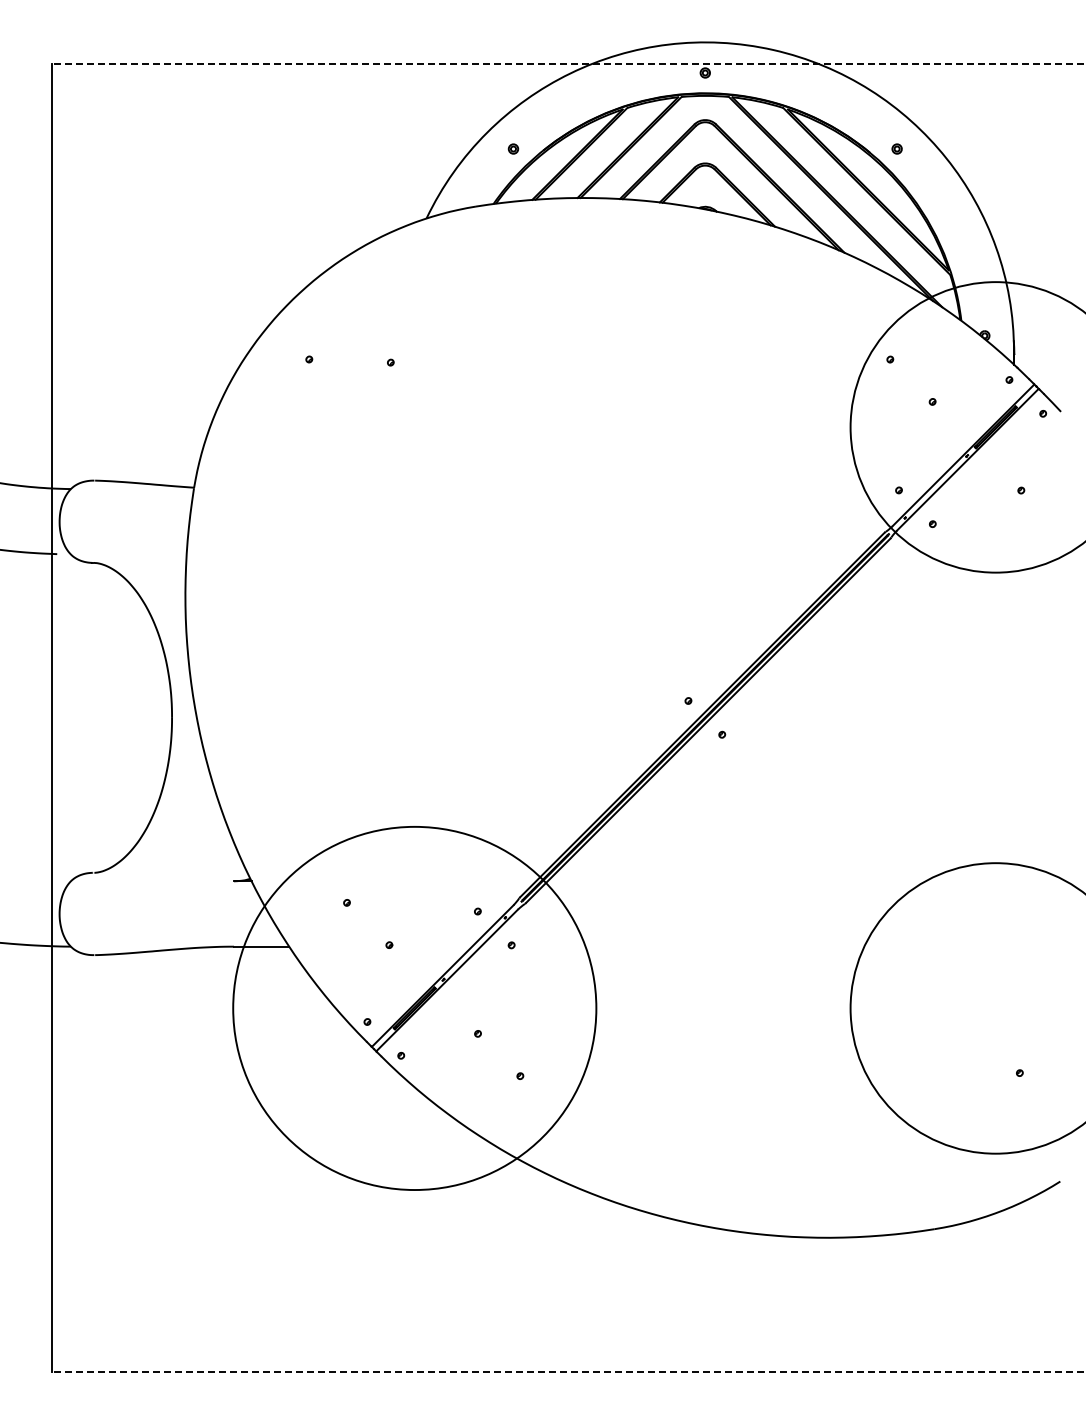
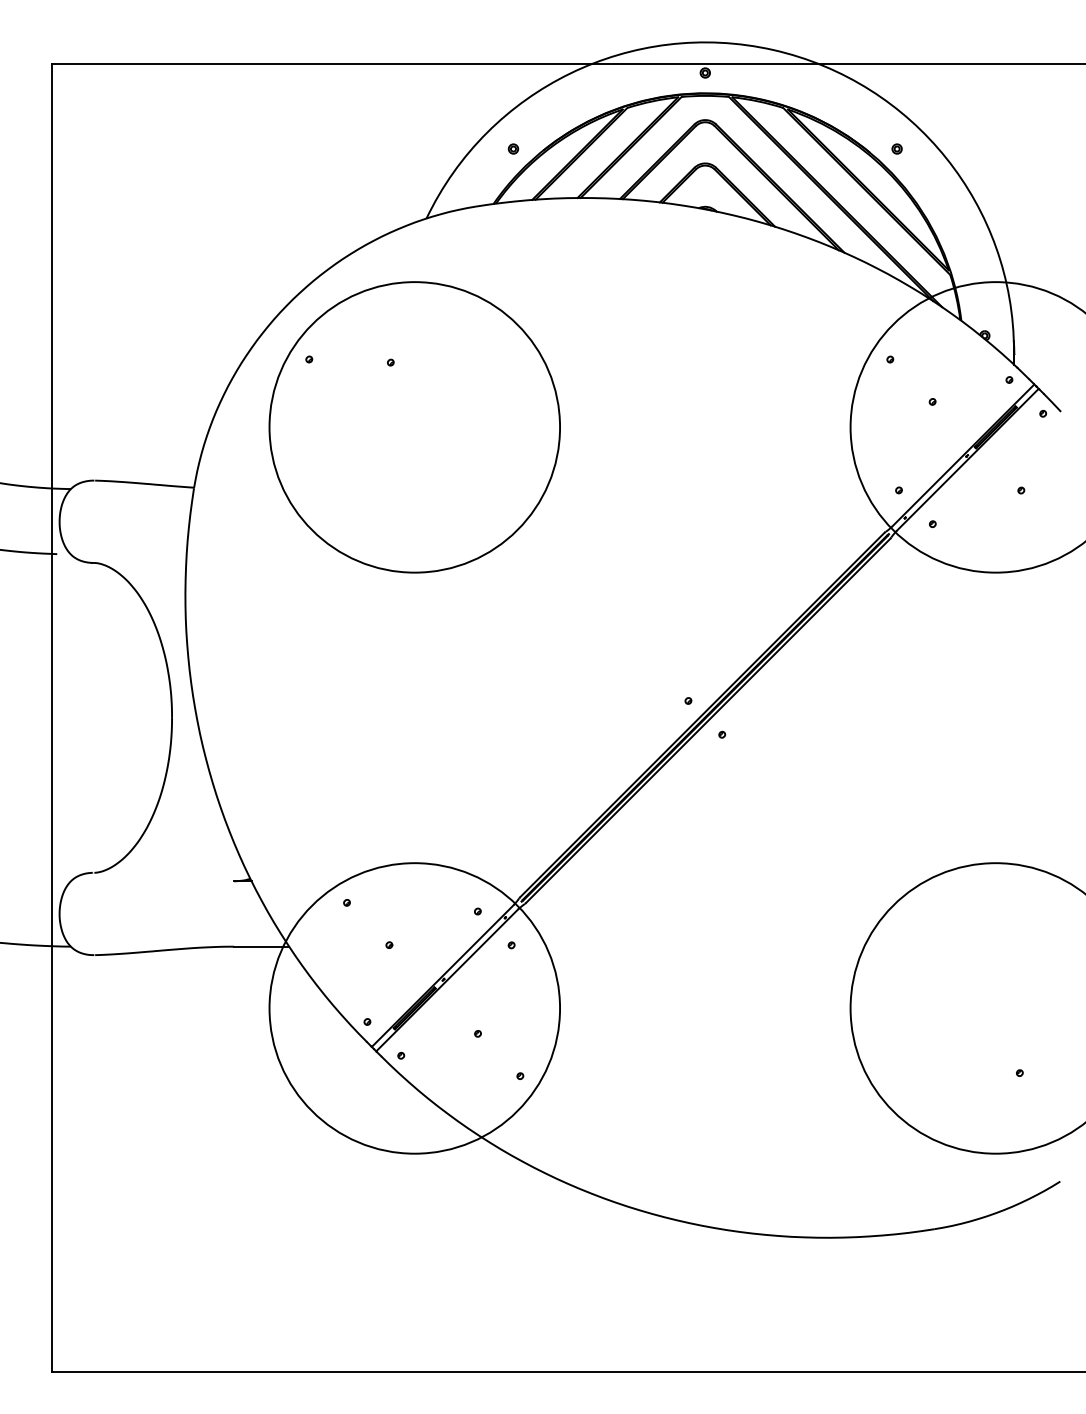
line: dashed -> solid (568, 64)
circle: none -> present (414, 427)
circle diameter: 363 px -> 291 px (414, 1008)
line: dashed -> solid (568, 1371)
